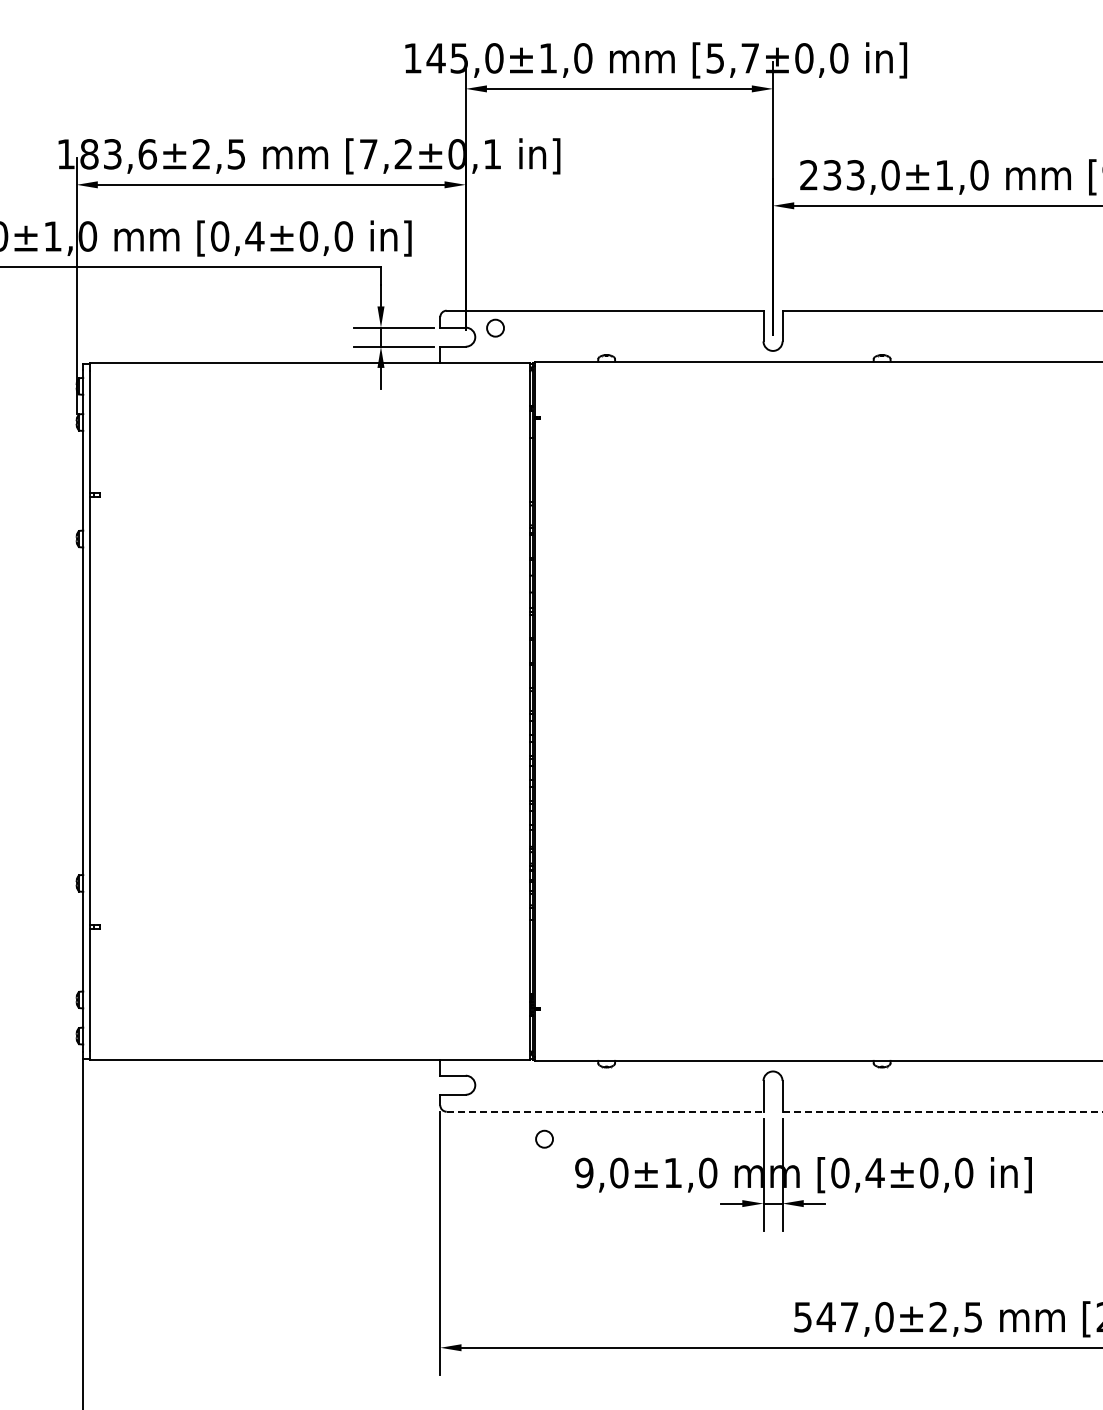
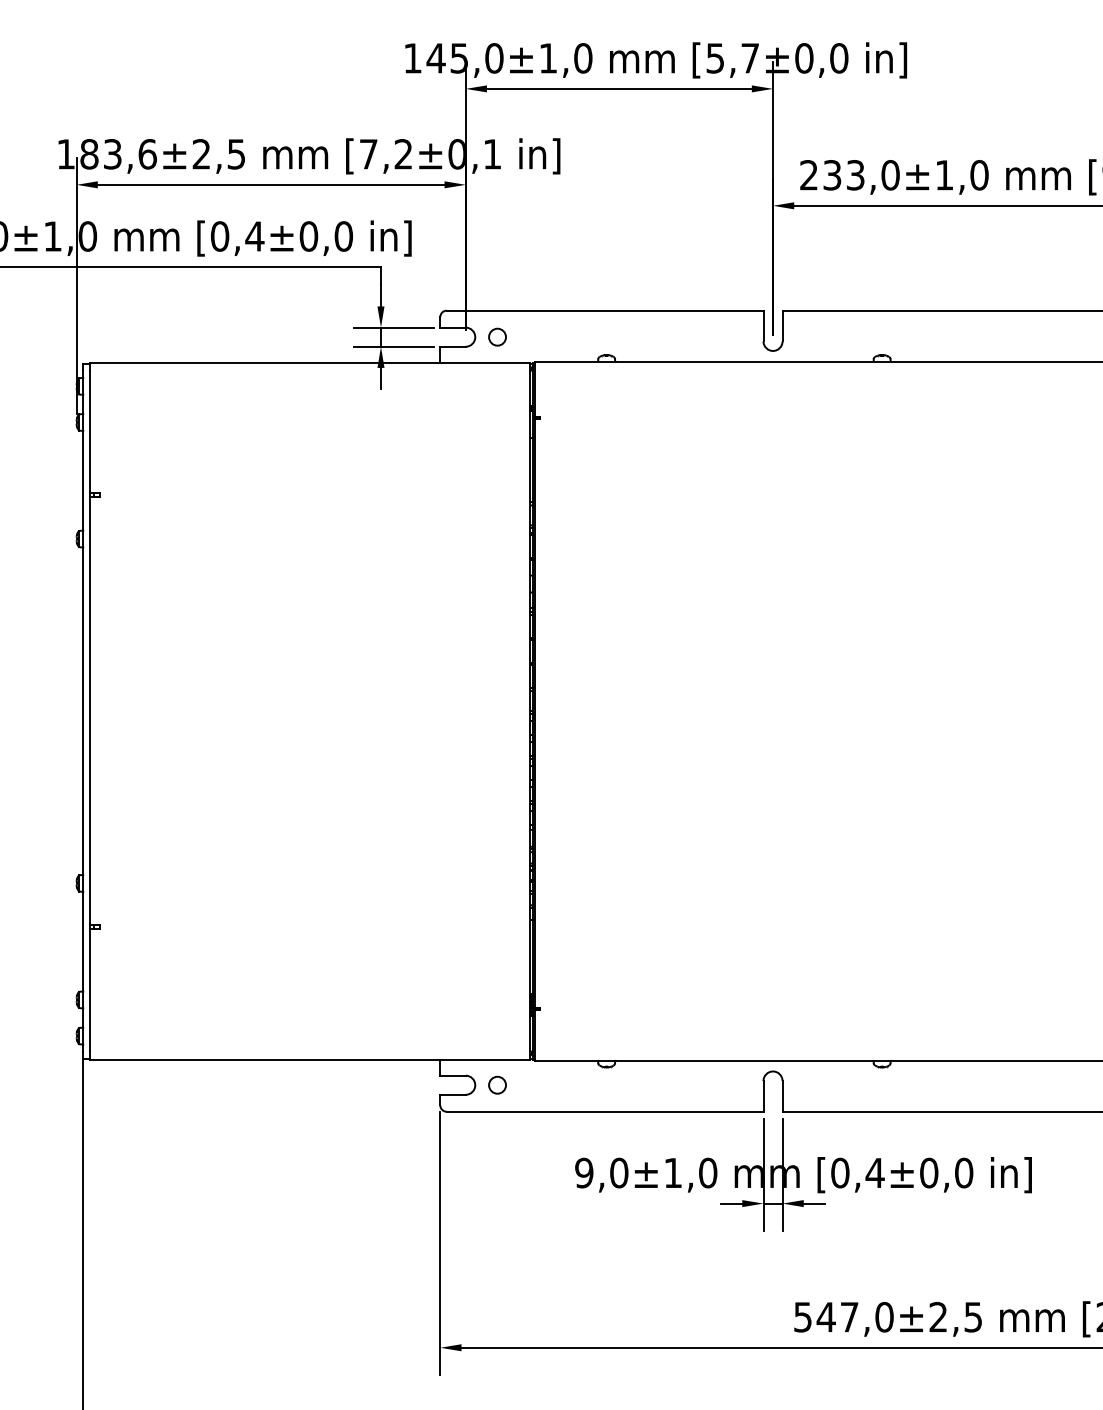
circle position: (495, 327) -> (497, 336) (497, 336)
line: dashed -> solid (605, 1111)
line: dashed -> solid (942, 1111)
circle position: (544, 1138) -> (497, 1084) (497, 1084)
